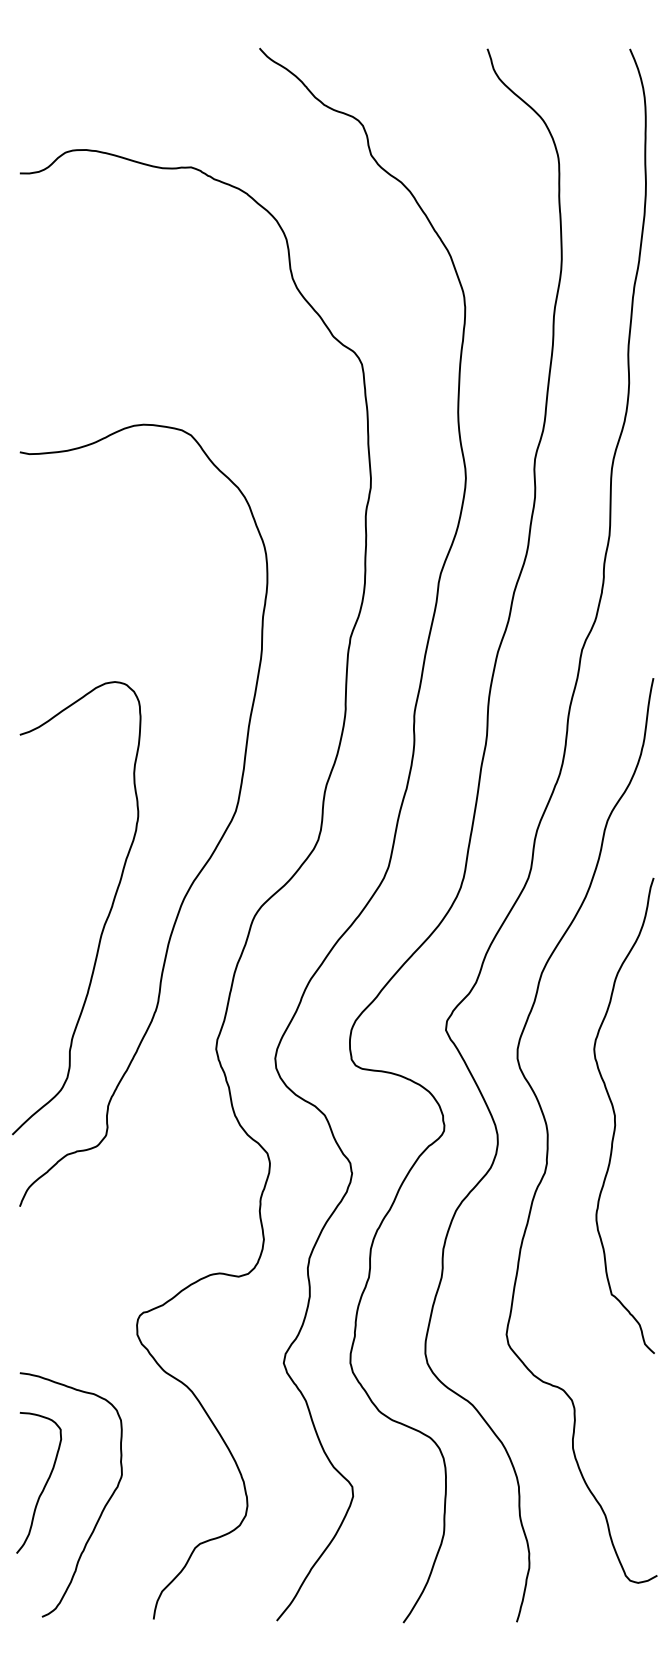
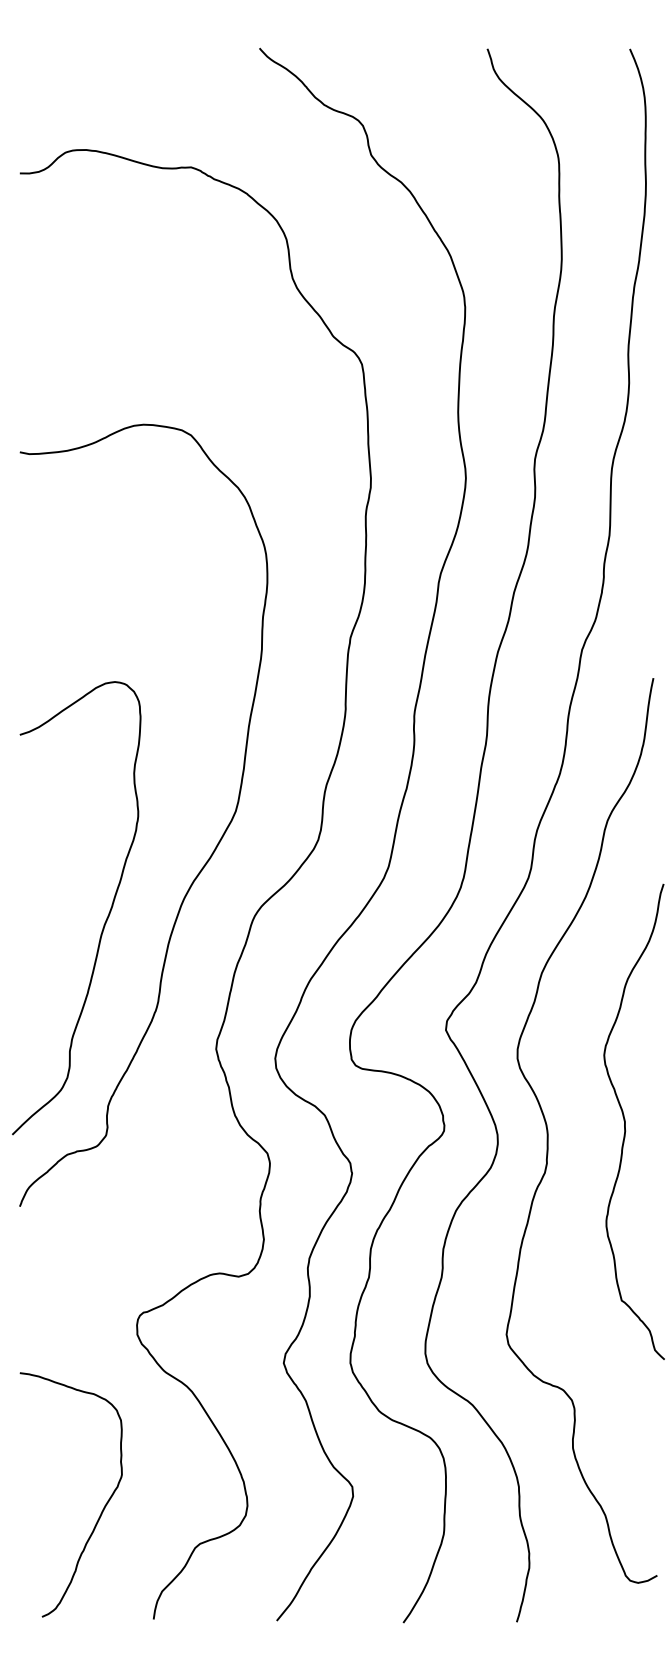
curve position: (615, 1115) -> (625, 1121) (625, 1121)
curve: present -> none (44, 1484)
